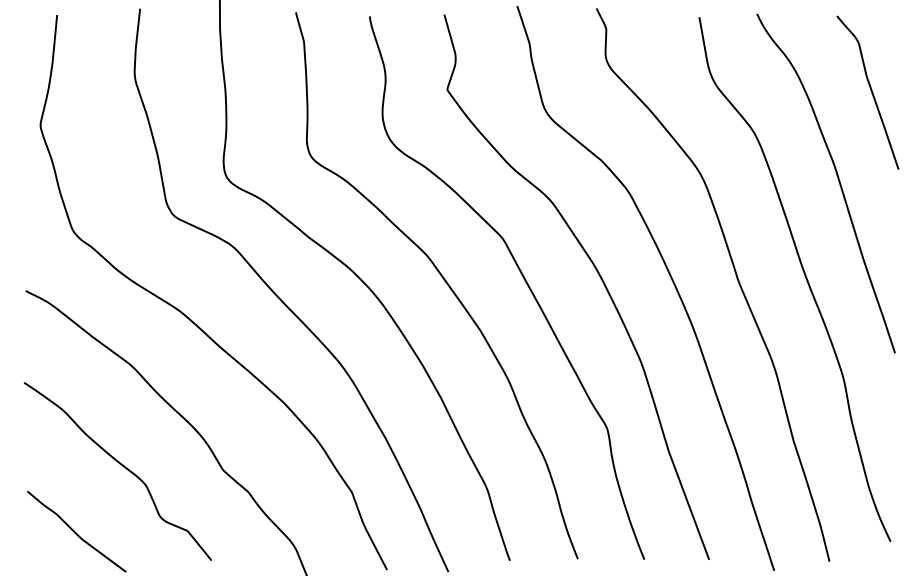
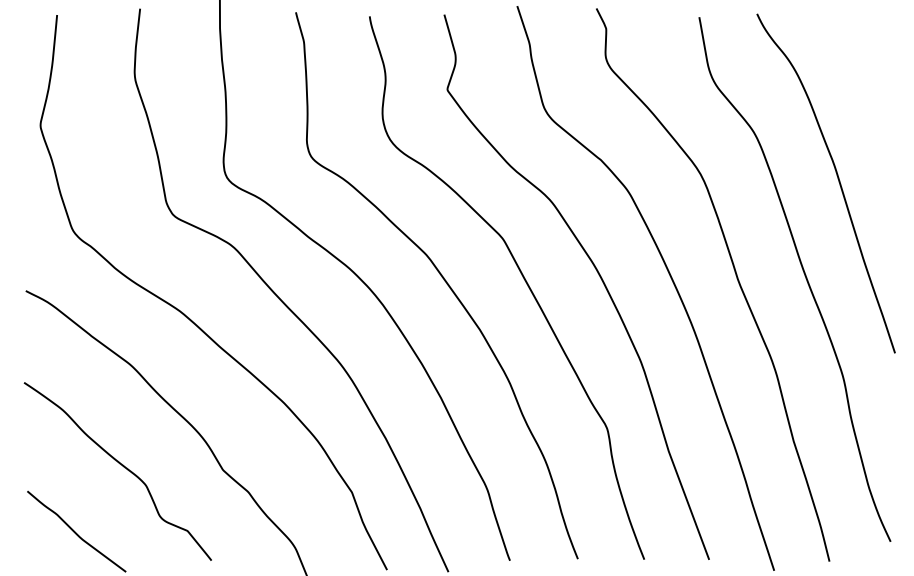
curve: present -> none (870, 90)
